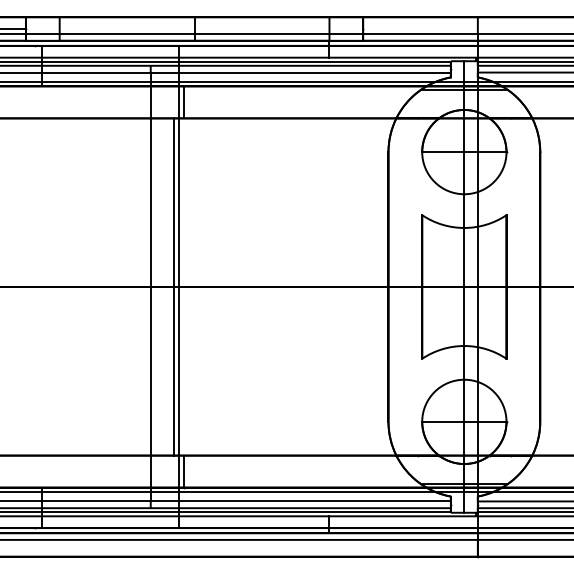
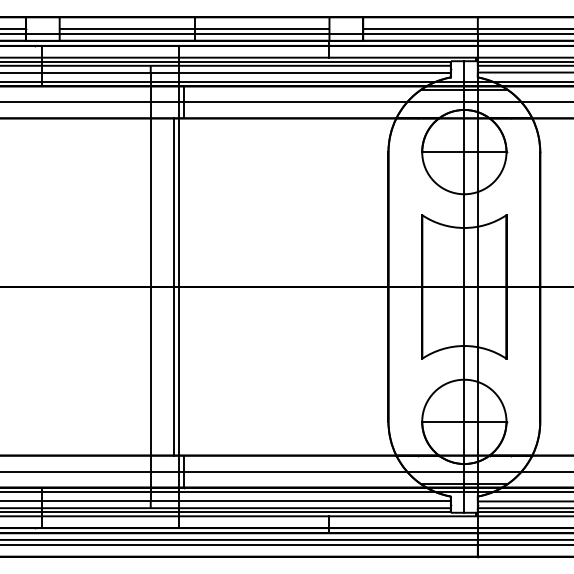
line: none -> present (194, 29)
line: none -> present (466, 29)
line: none -> present (286, 102)
line: none -> present (286, 471)
line: none -> present (286, 544)
